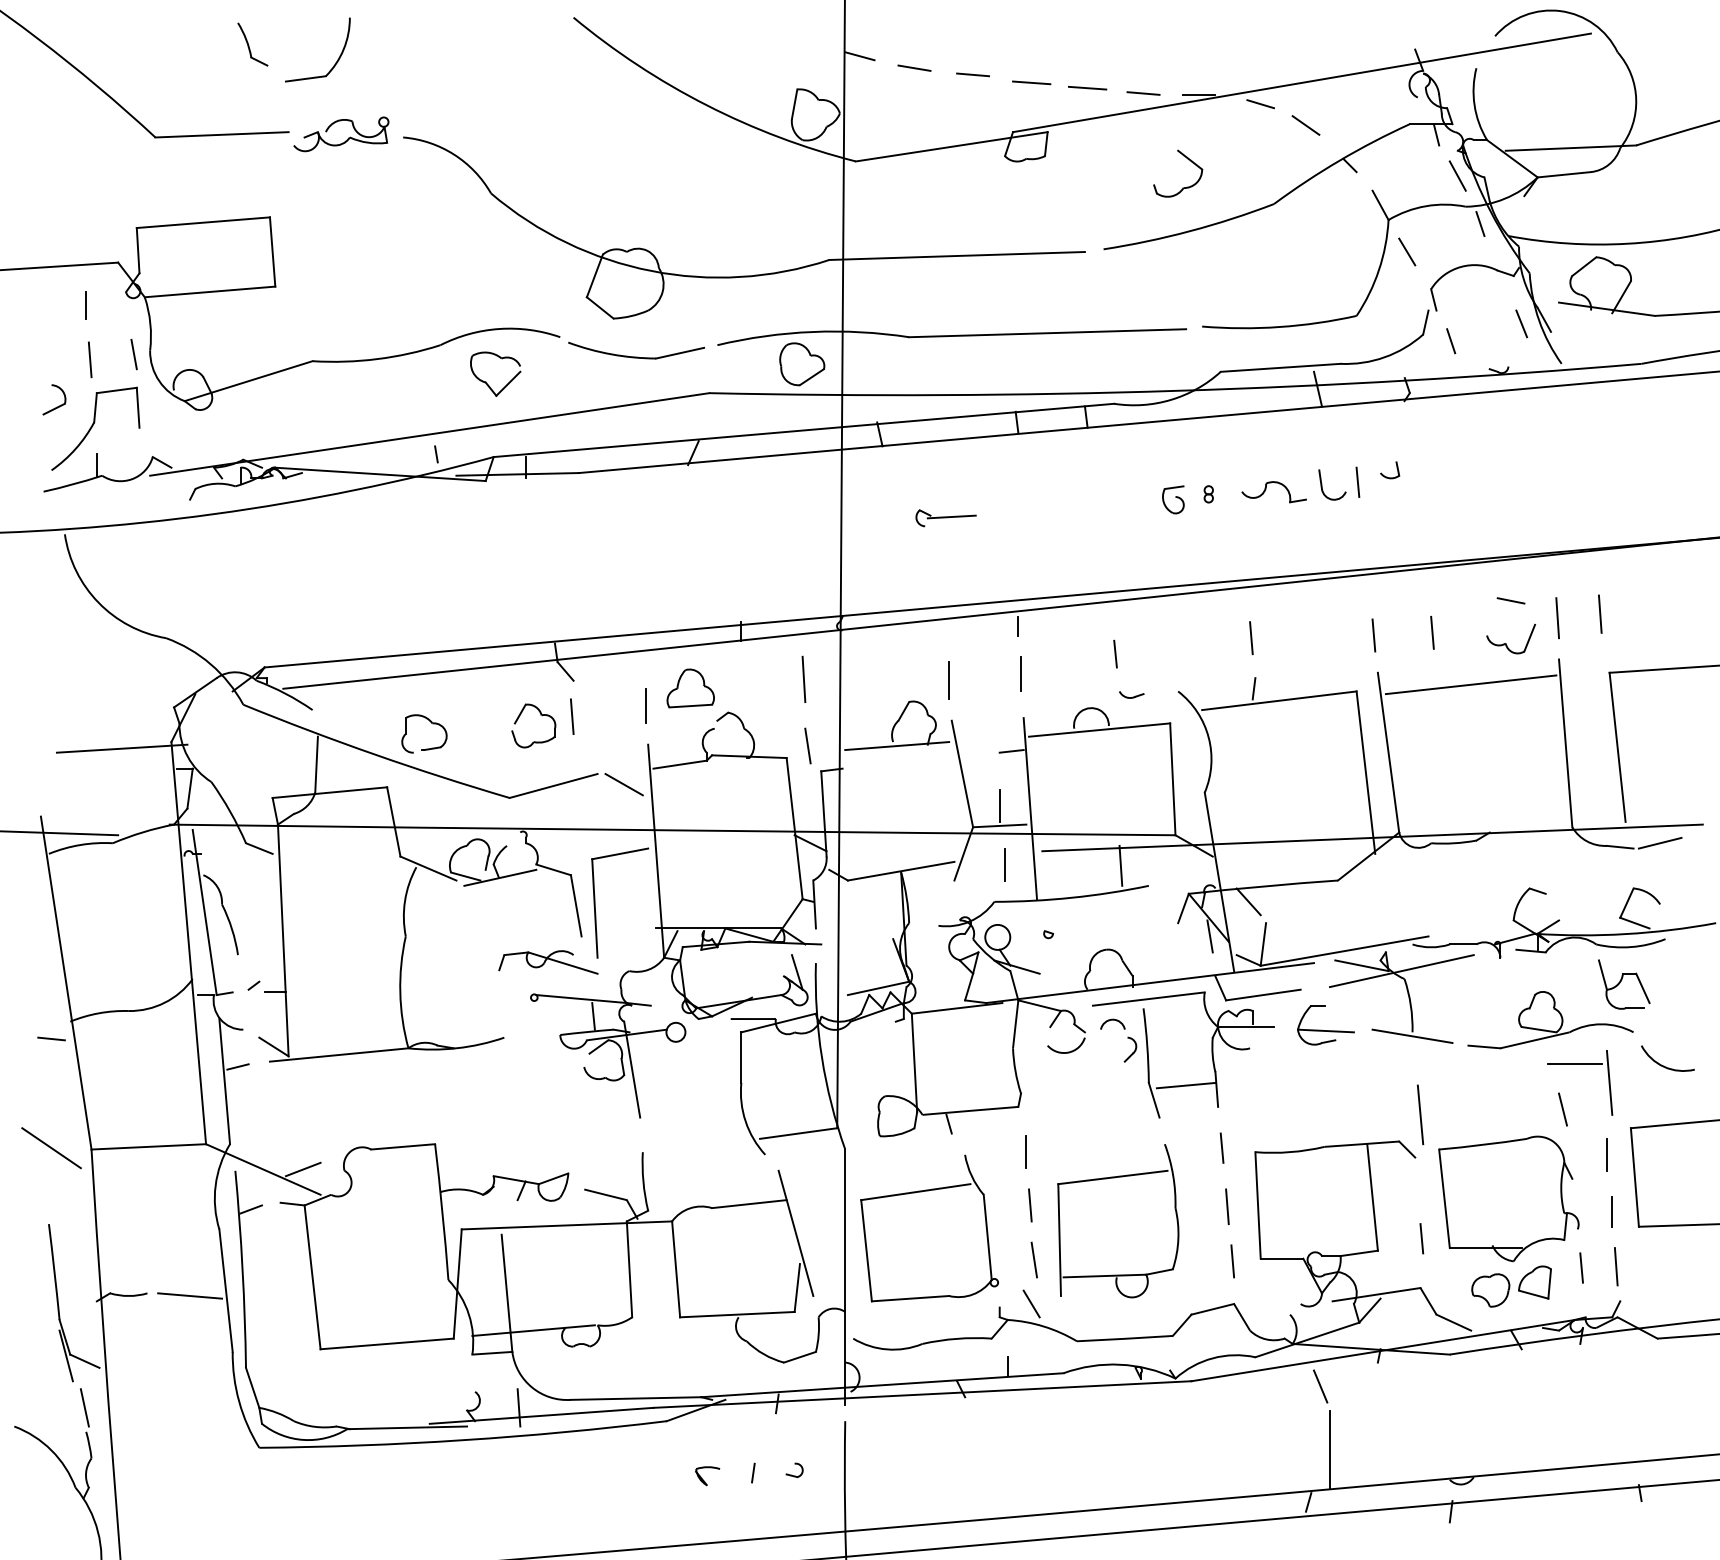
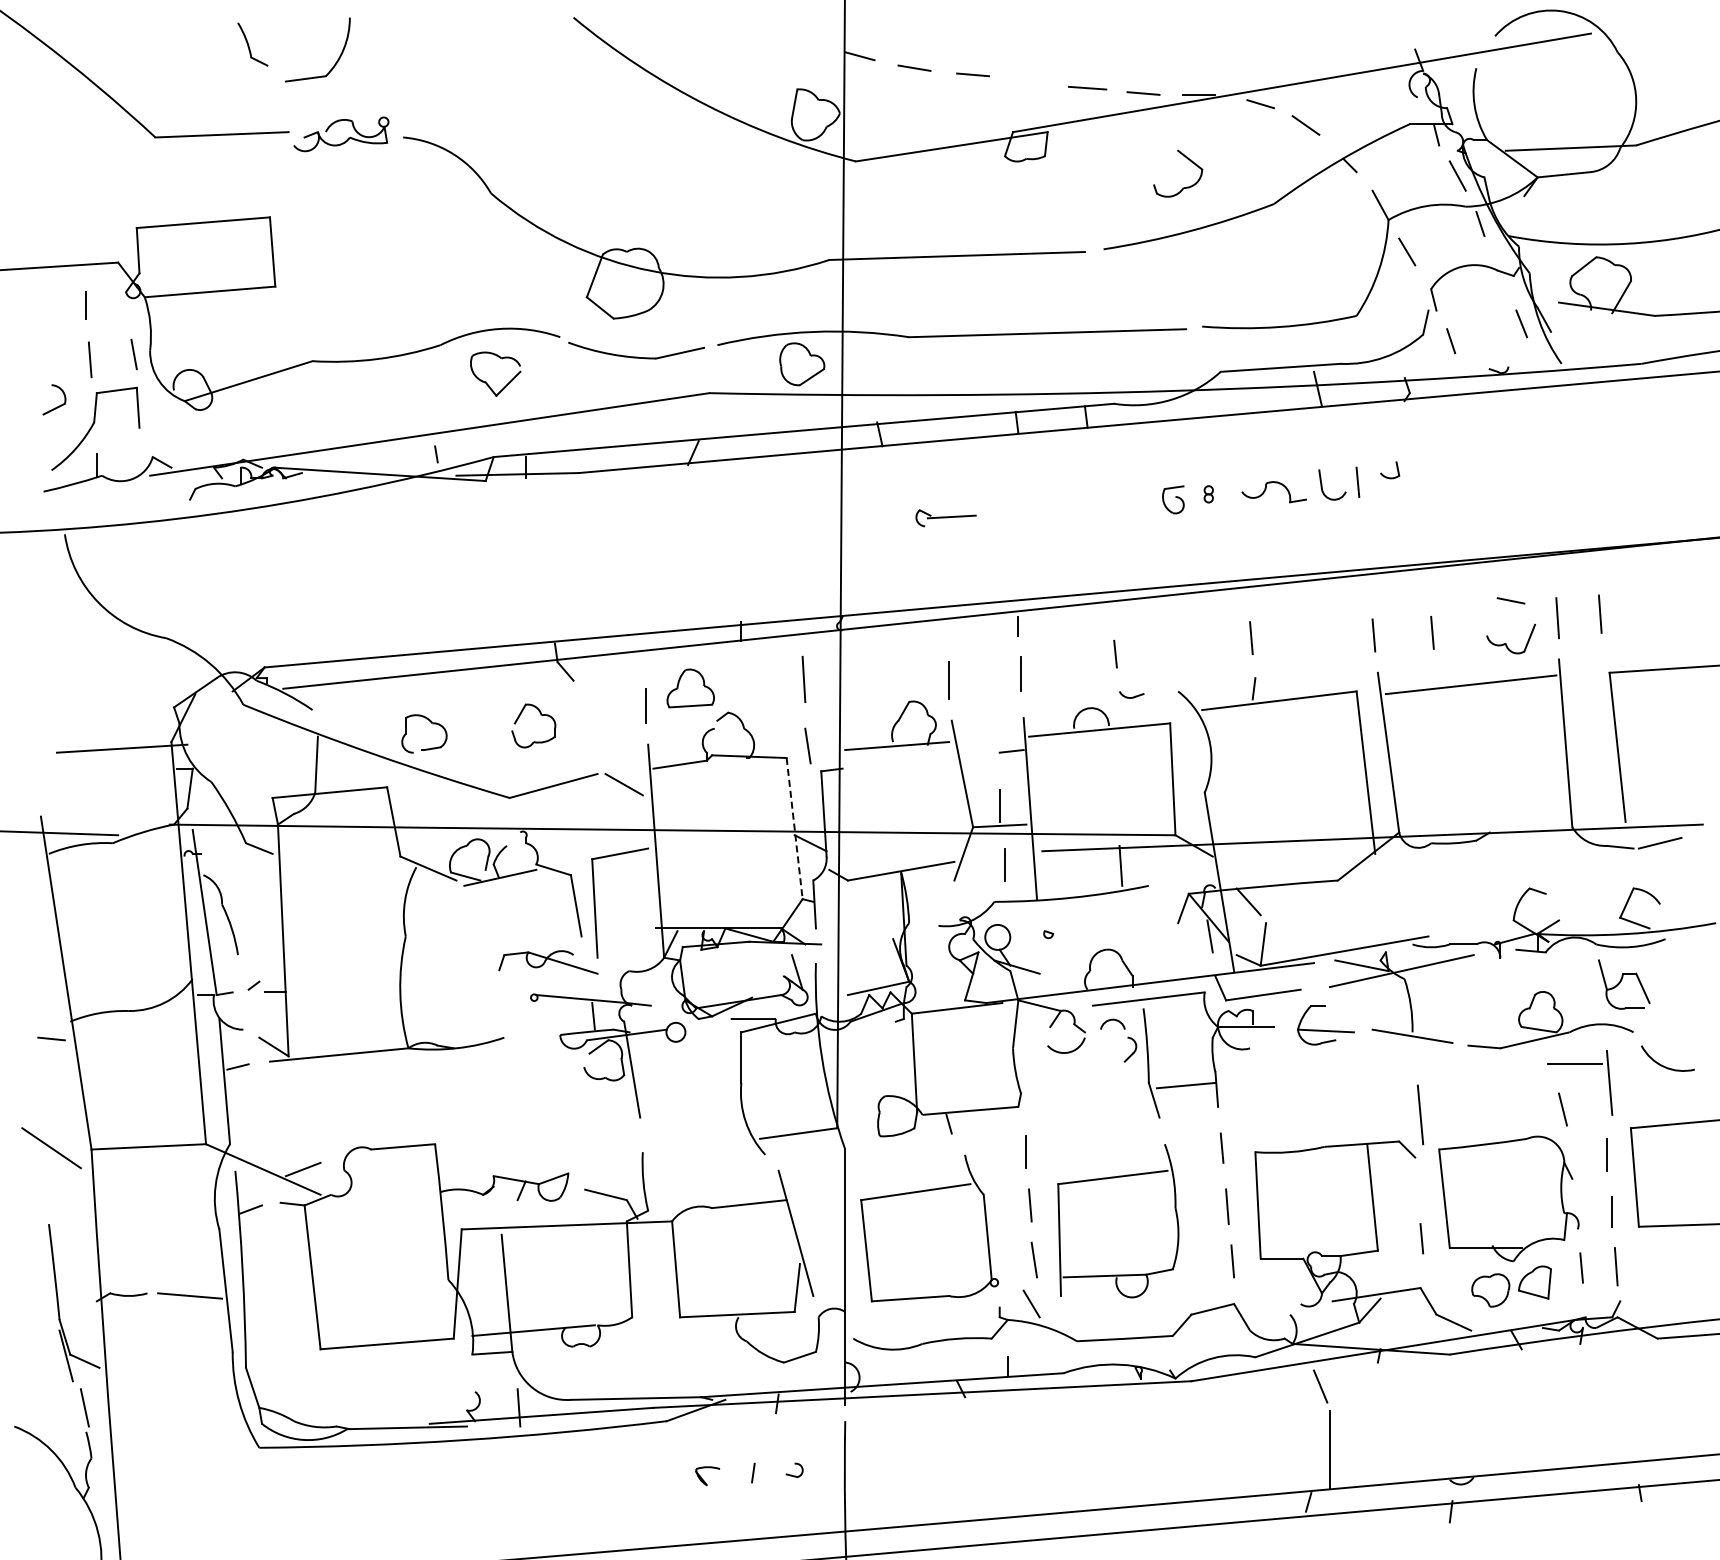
line: present -> none (1031, 82)
line: present -> none (572, 716)
line: solid -> dashed (794, 829)
